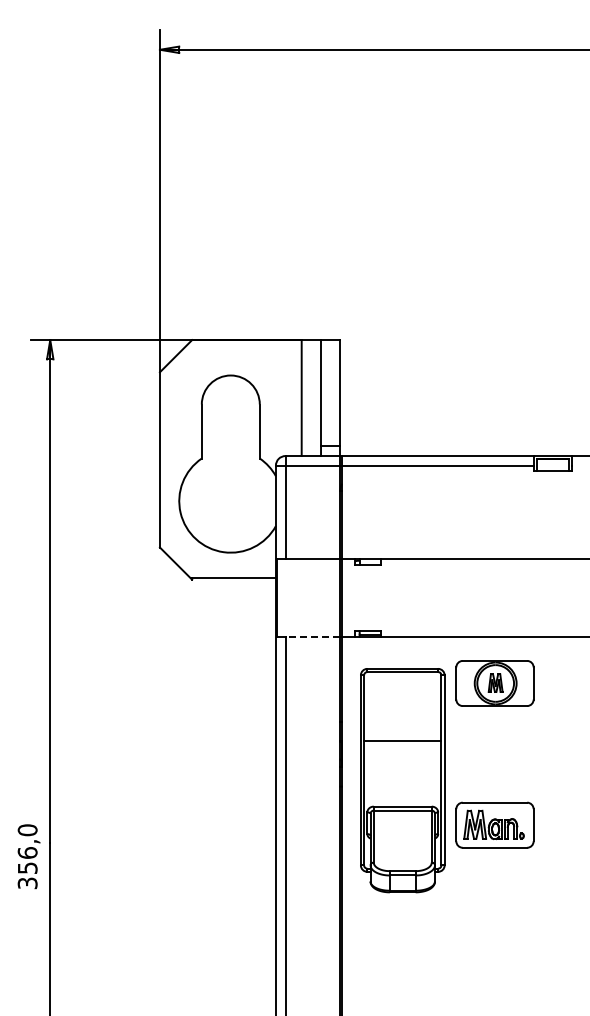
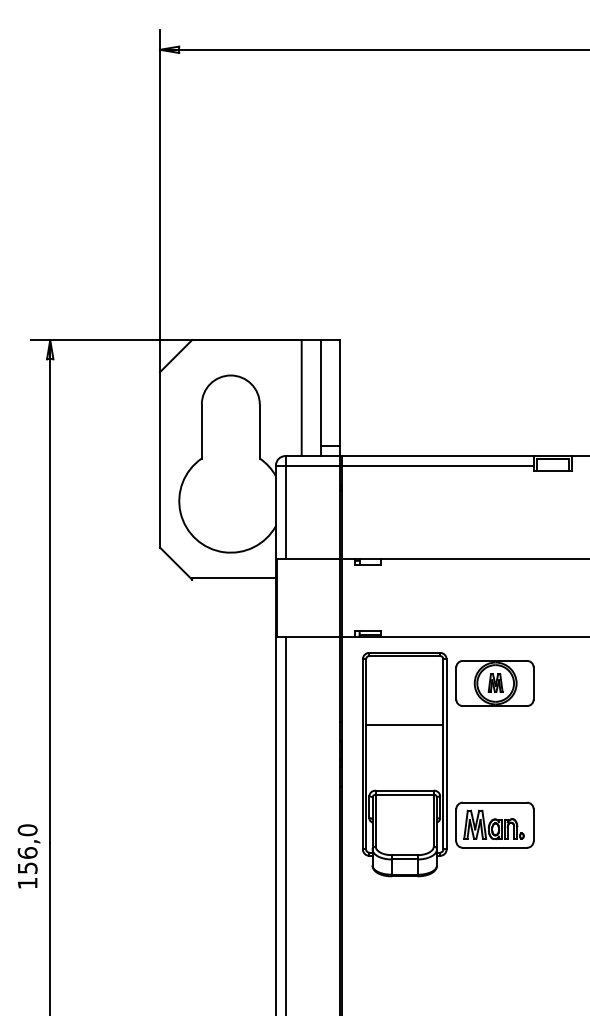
line: dashed -> solid (312, 636)
part position: (402, 780) -> (404, 764) (404, 764)
text: 356,0 -> 156,0 (27, 883)
